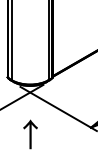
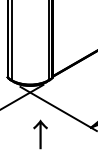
text position: (30, 134) -> (40, 134) (40, 134)
